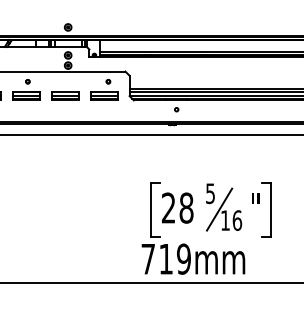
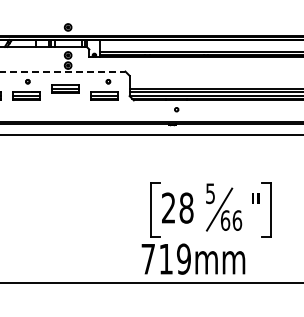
line: solid -> dashed (63, 71)
part position: (65, 95) -> (65, 88) (65, 88)
text: 16 -> 66 (225, 220)
